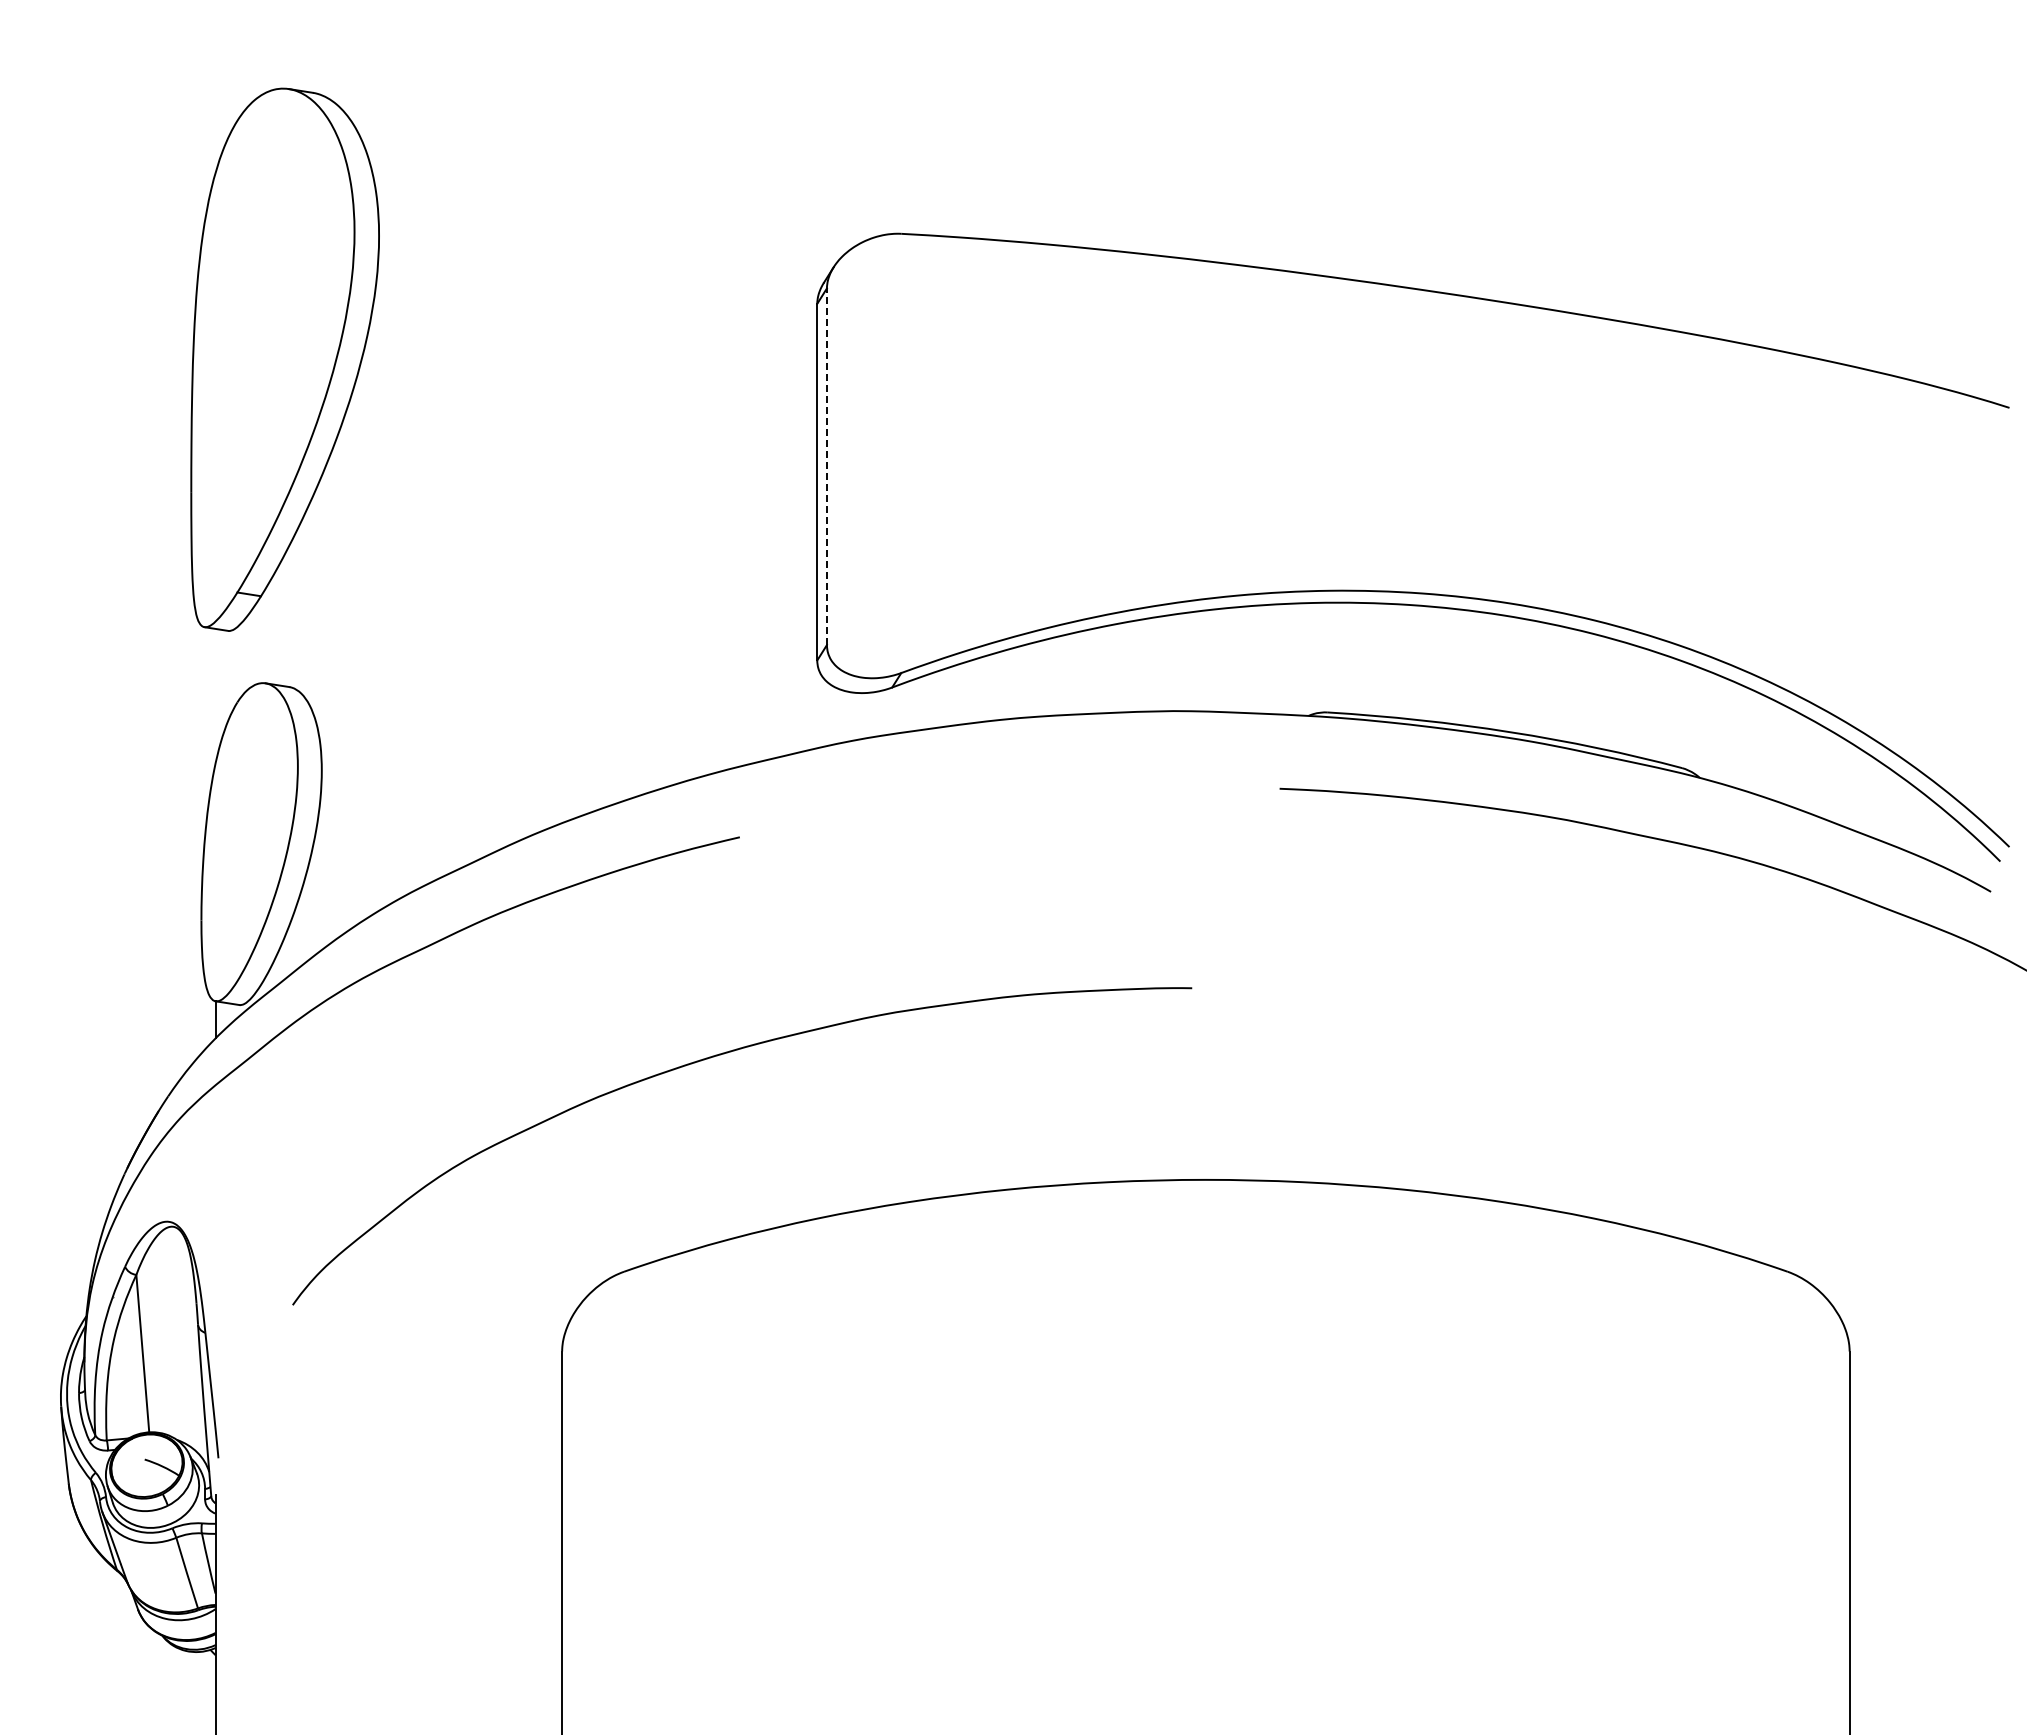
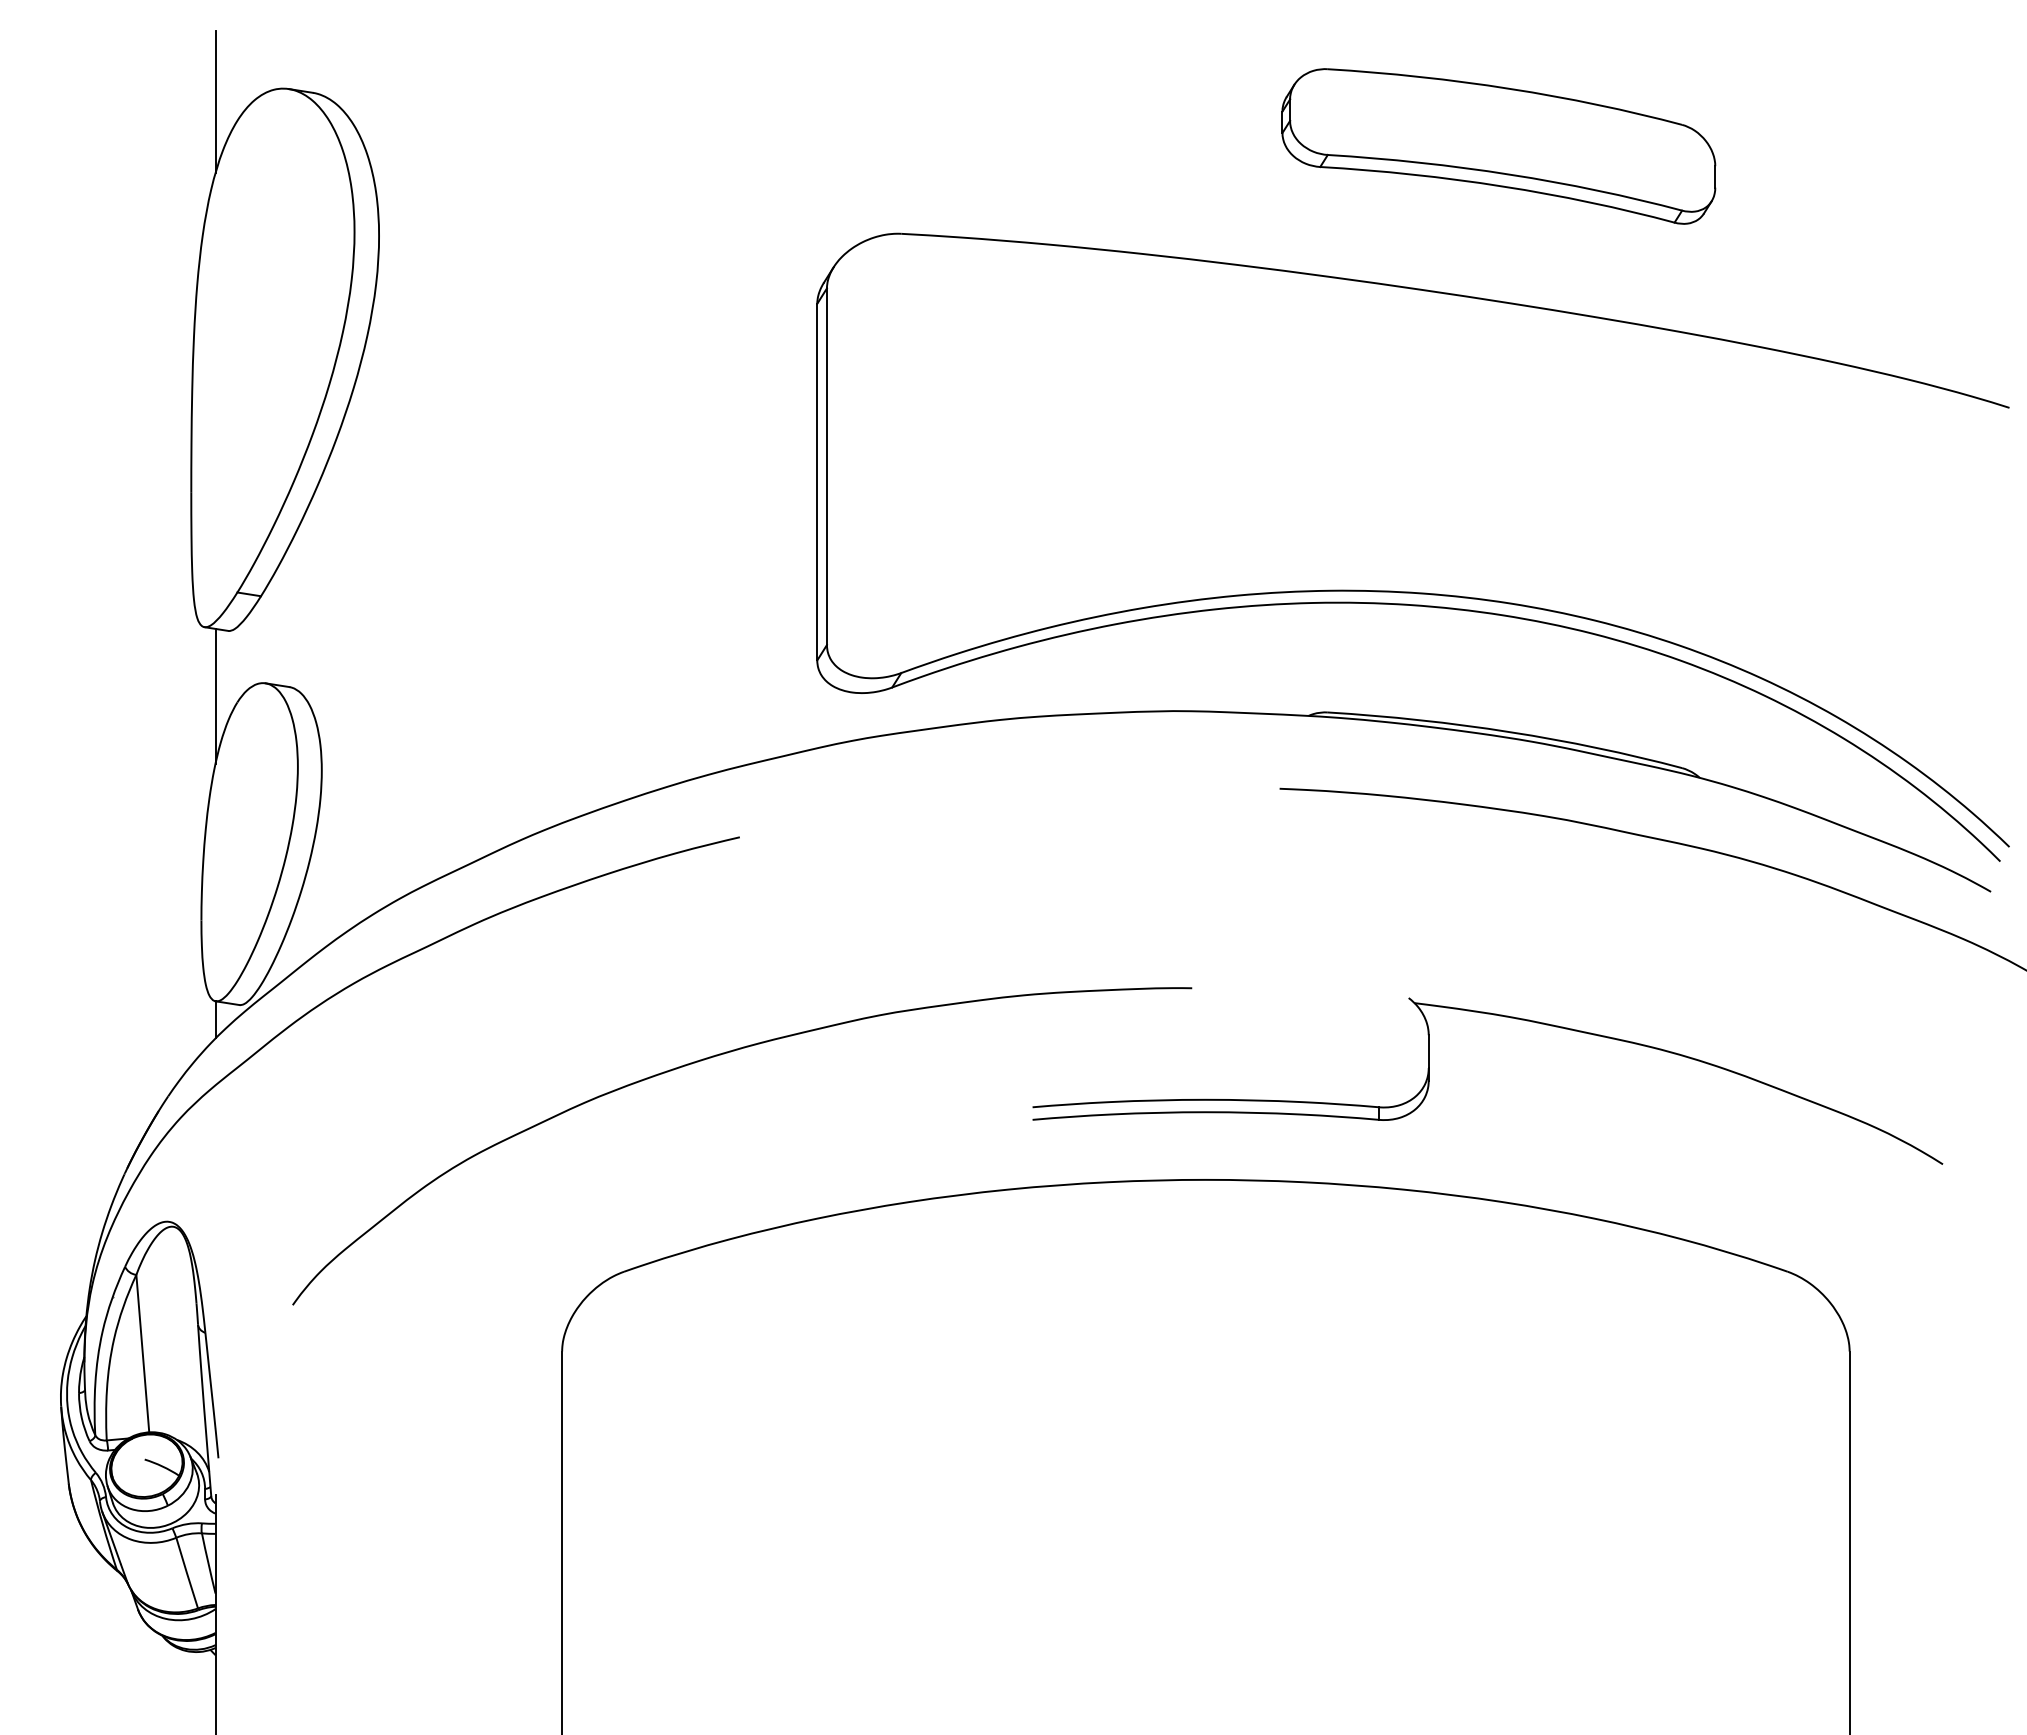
line: none -> present (215, 101)
part: none -> present (1498, 146)
line: dashed -> solid (826, 466)
line: none -> present (215, 695)
part: none -> present (1429, 1080)
